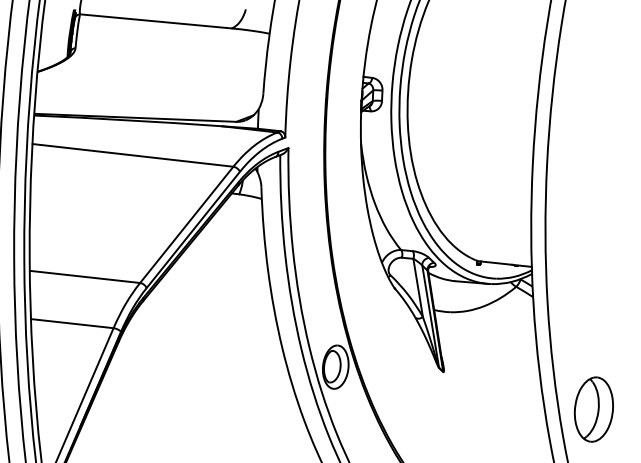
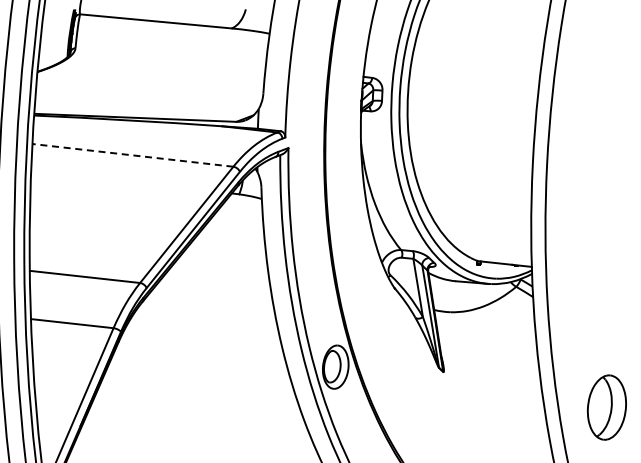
line: solid -> dashed (132, 155)
part position: (593, 409) -> (606, 407) (606, 407)
